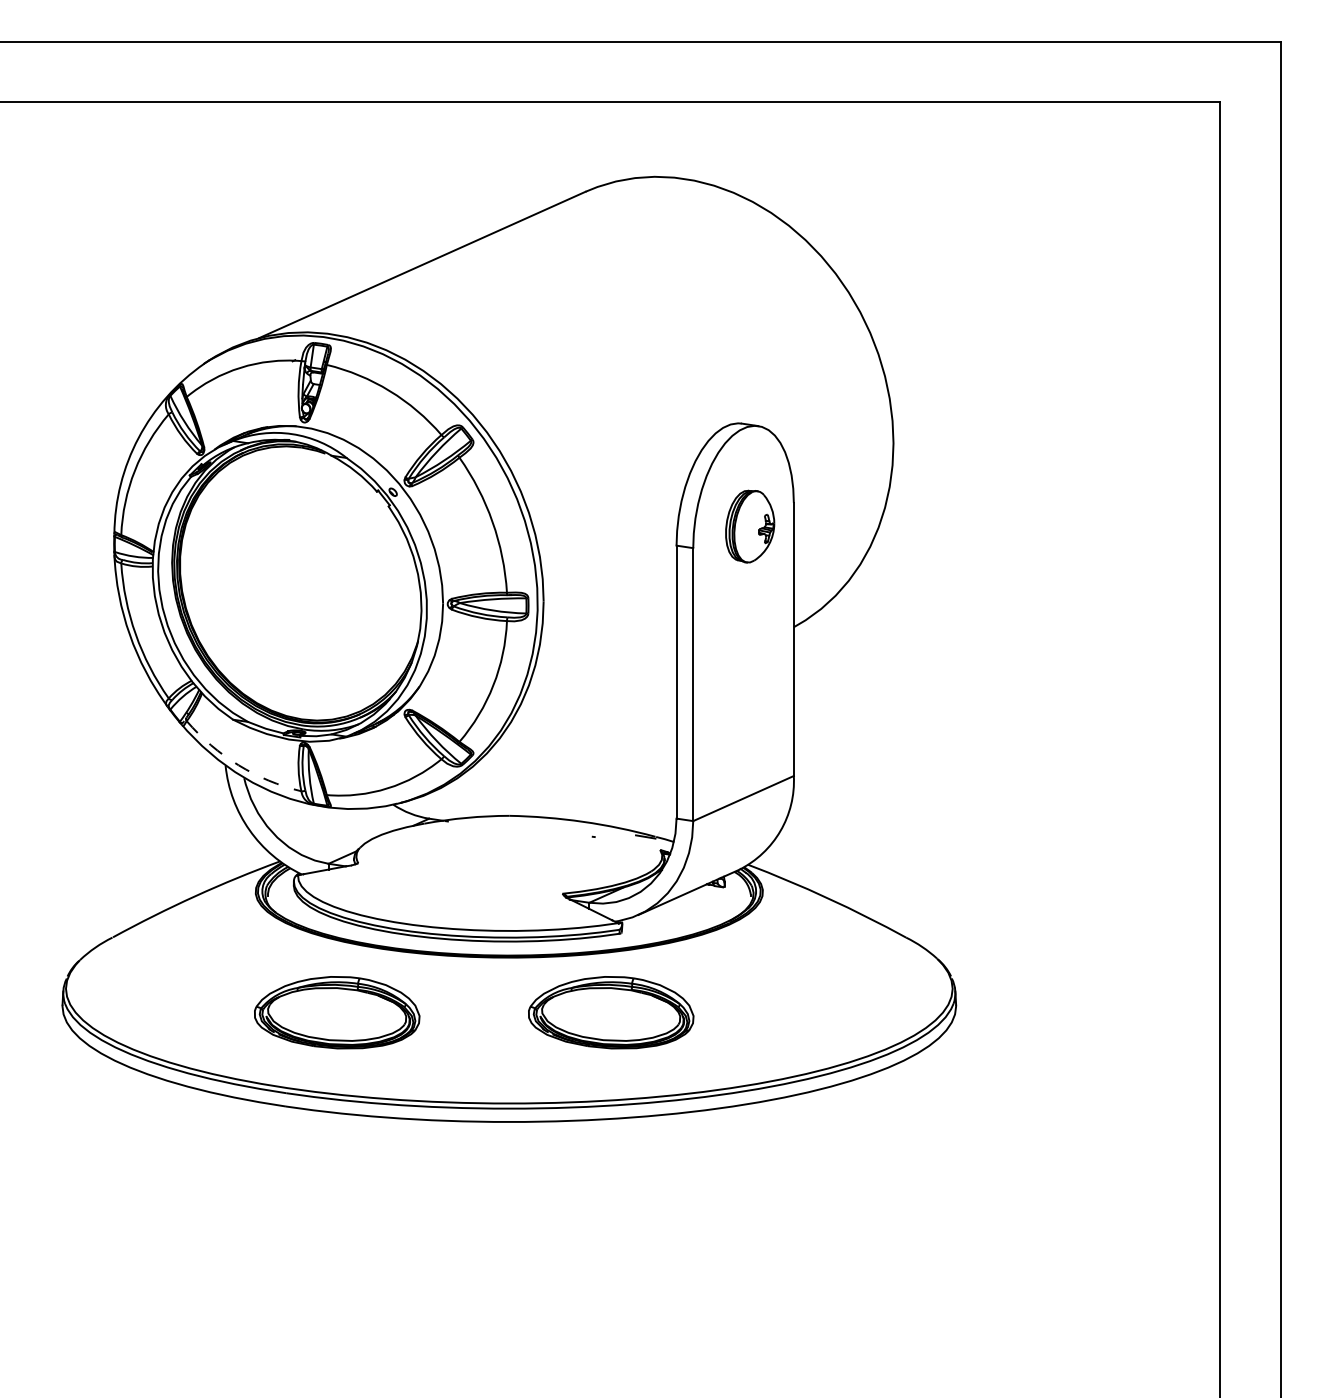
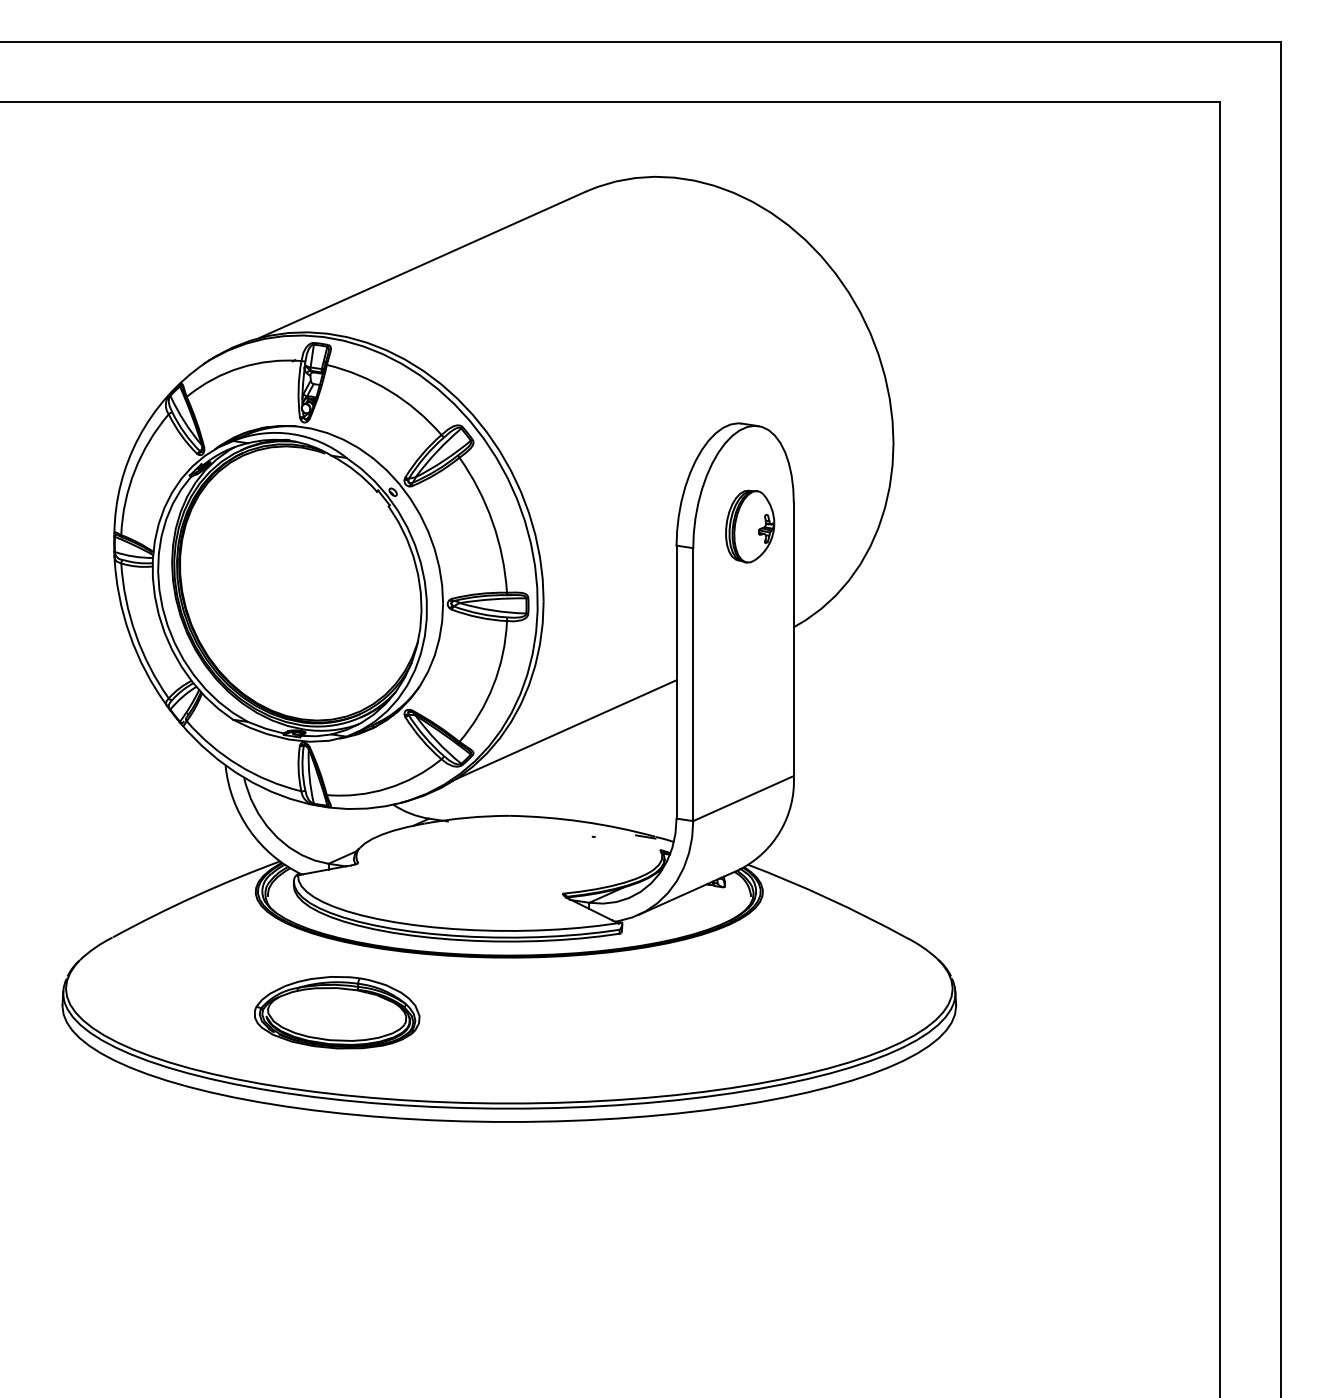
line: none -> present (566, 729)
arc: dashed -> solid (238, 765)
part: present -> none (611, 1012)
